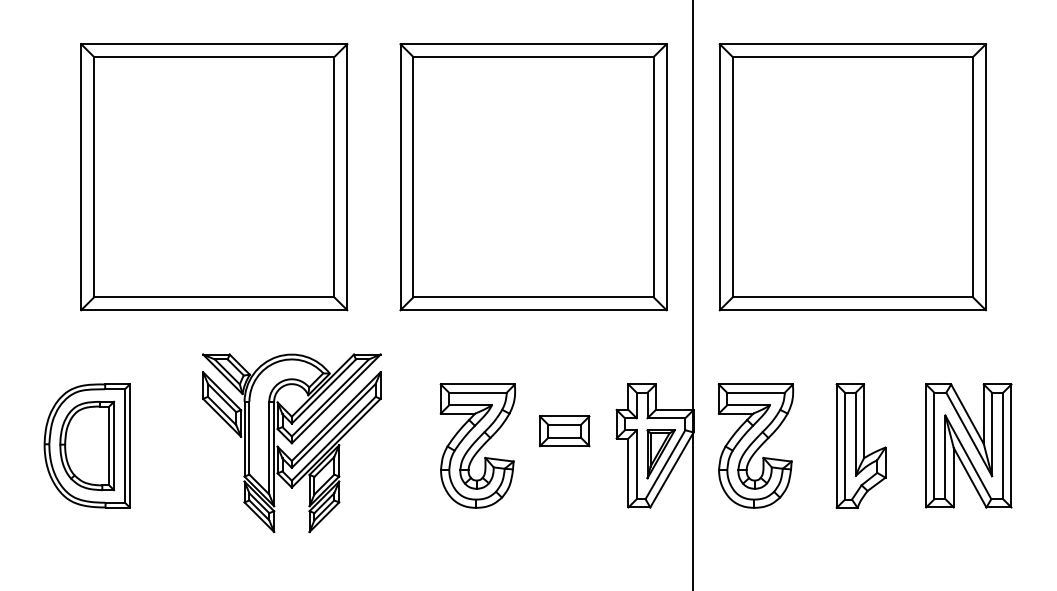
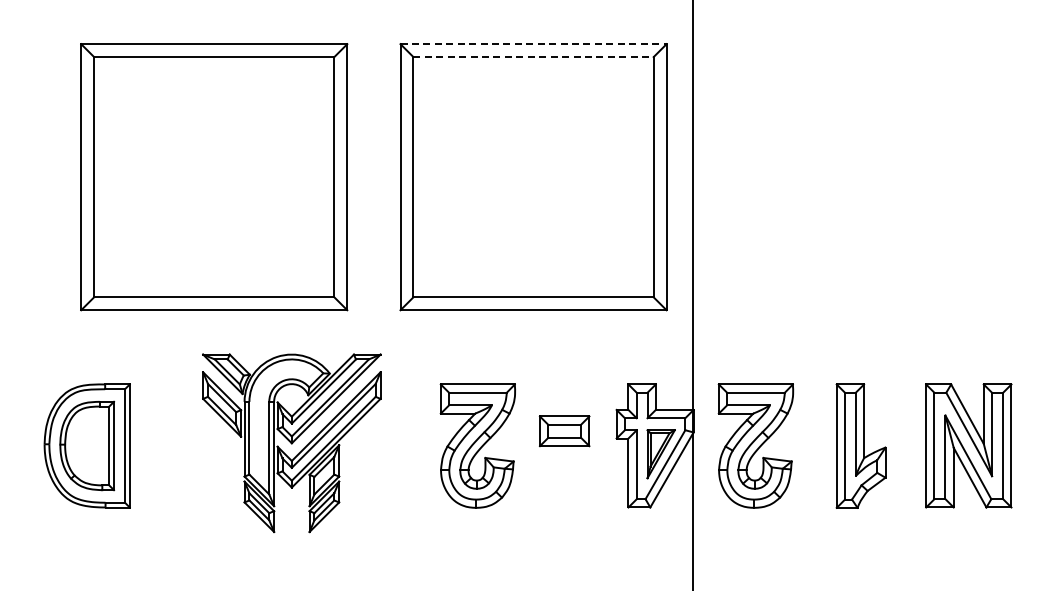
line: solid -> dashed (534, 44)
line: solid -> dashed (534, 57)
part: present -> none (852, 177)
